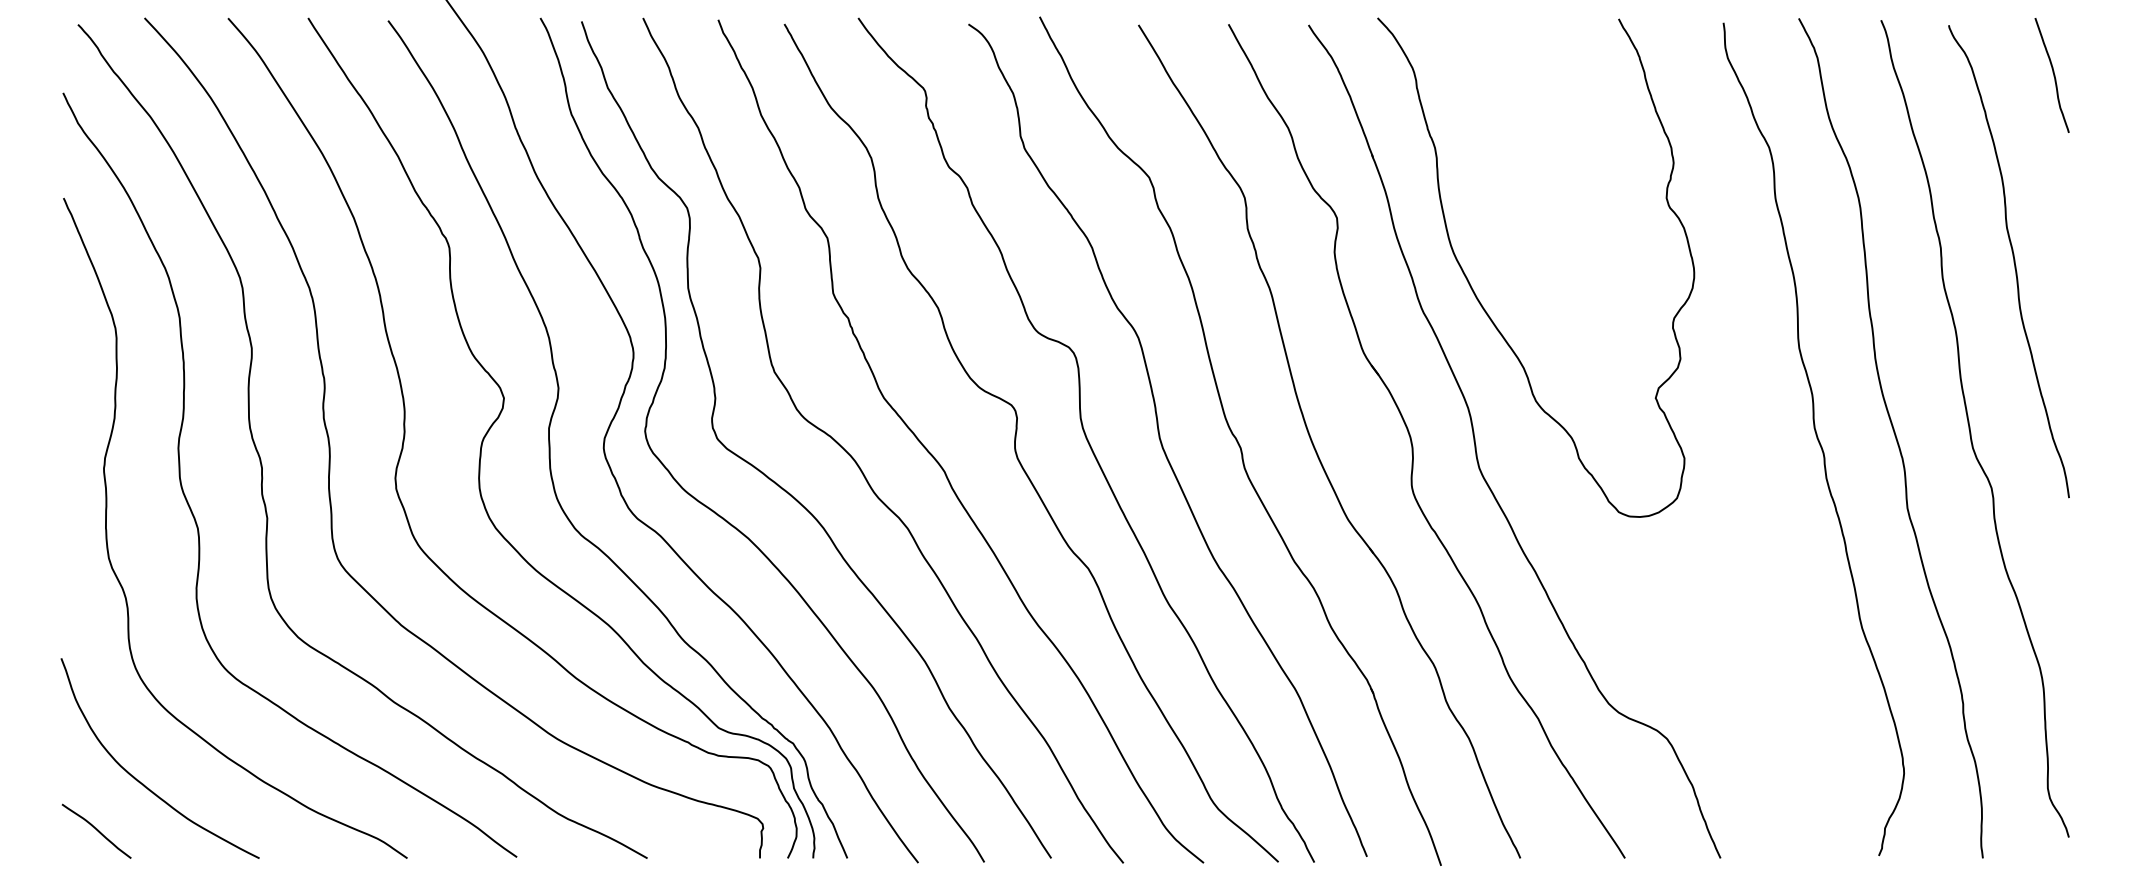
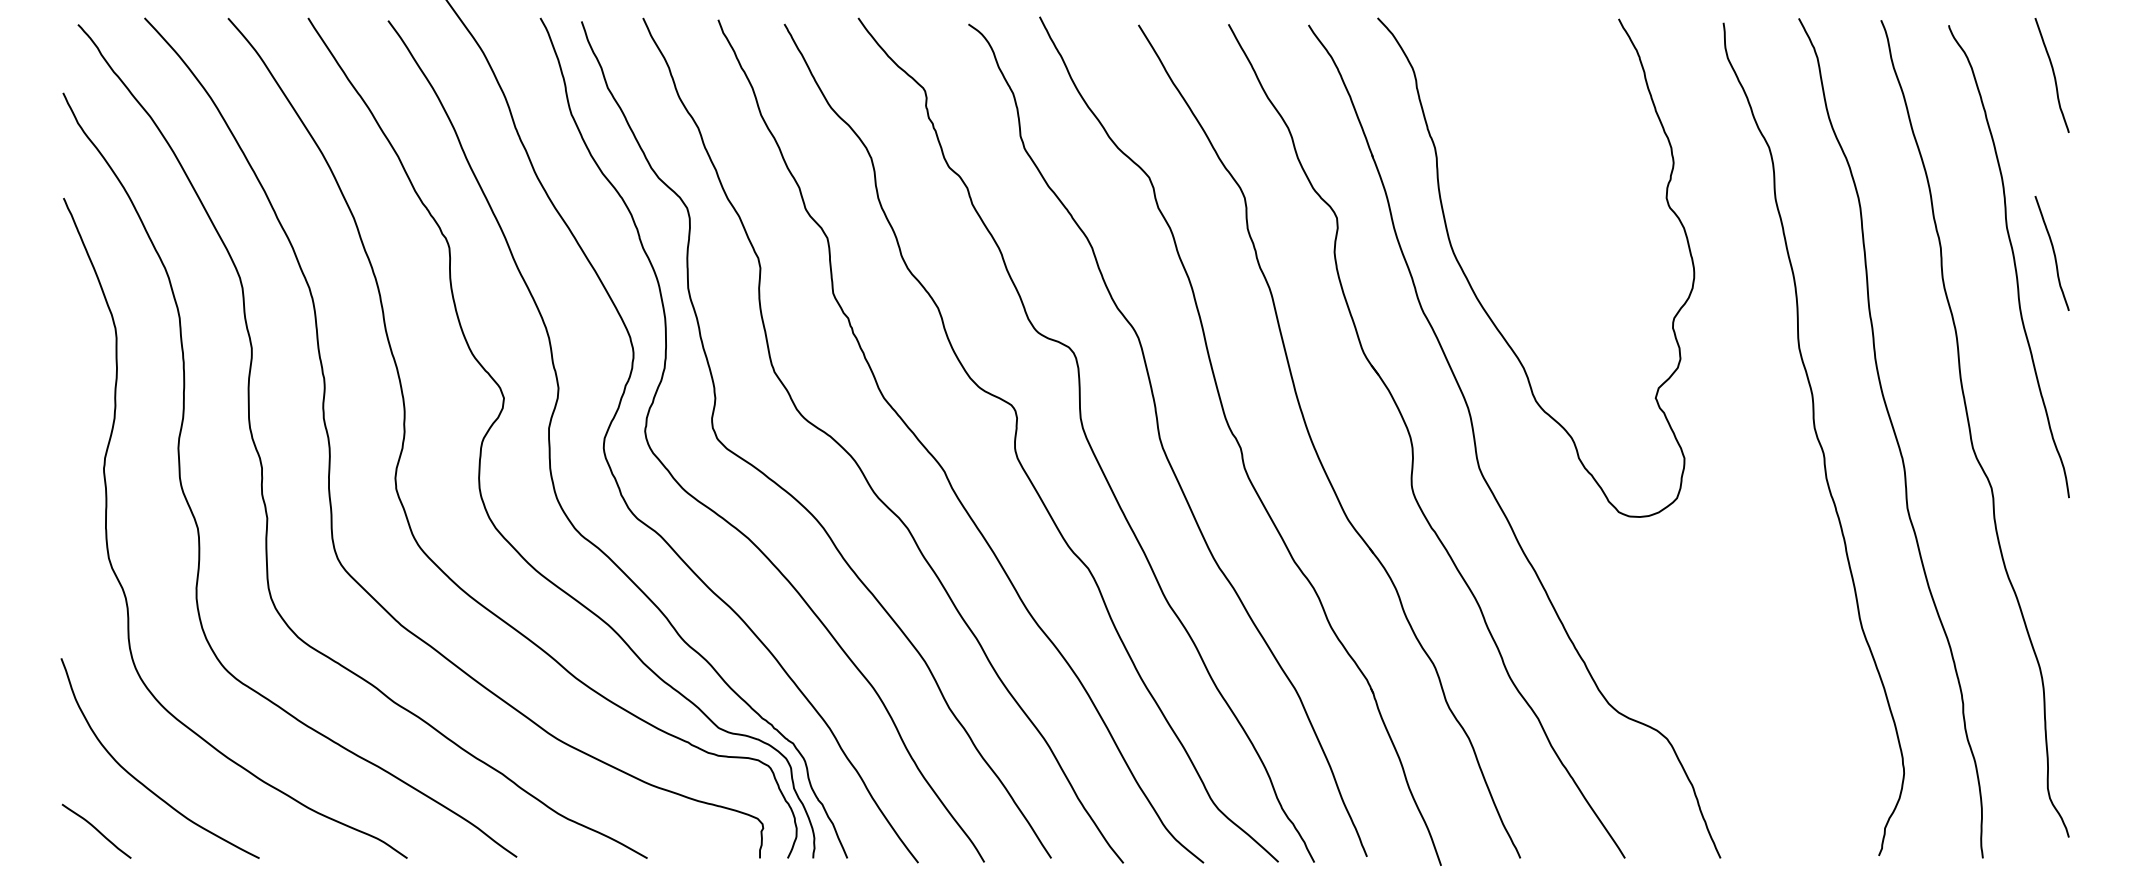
curve: none -> present (2053, 253)
